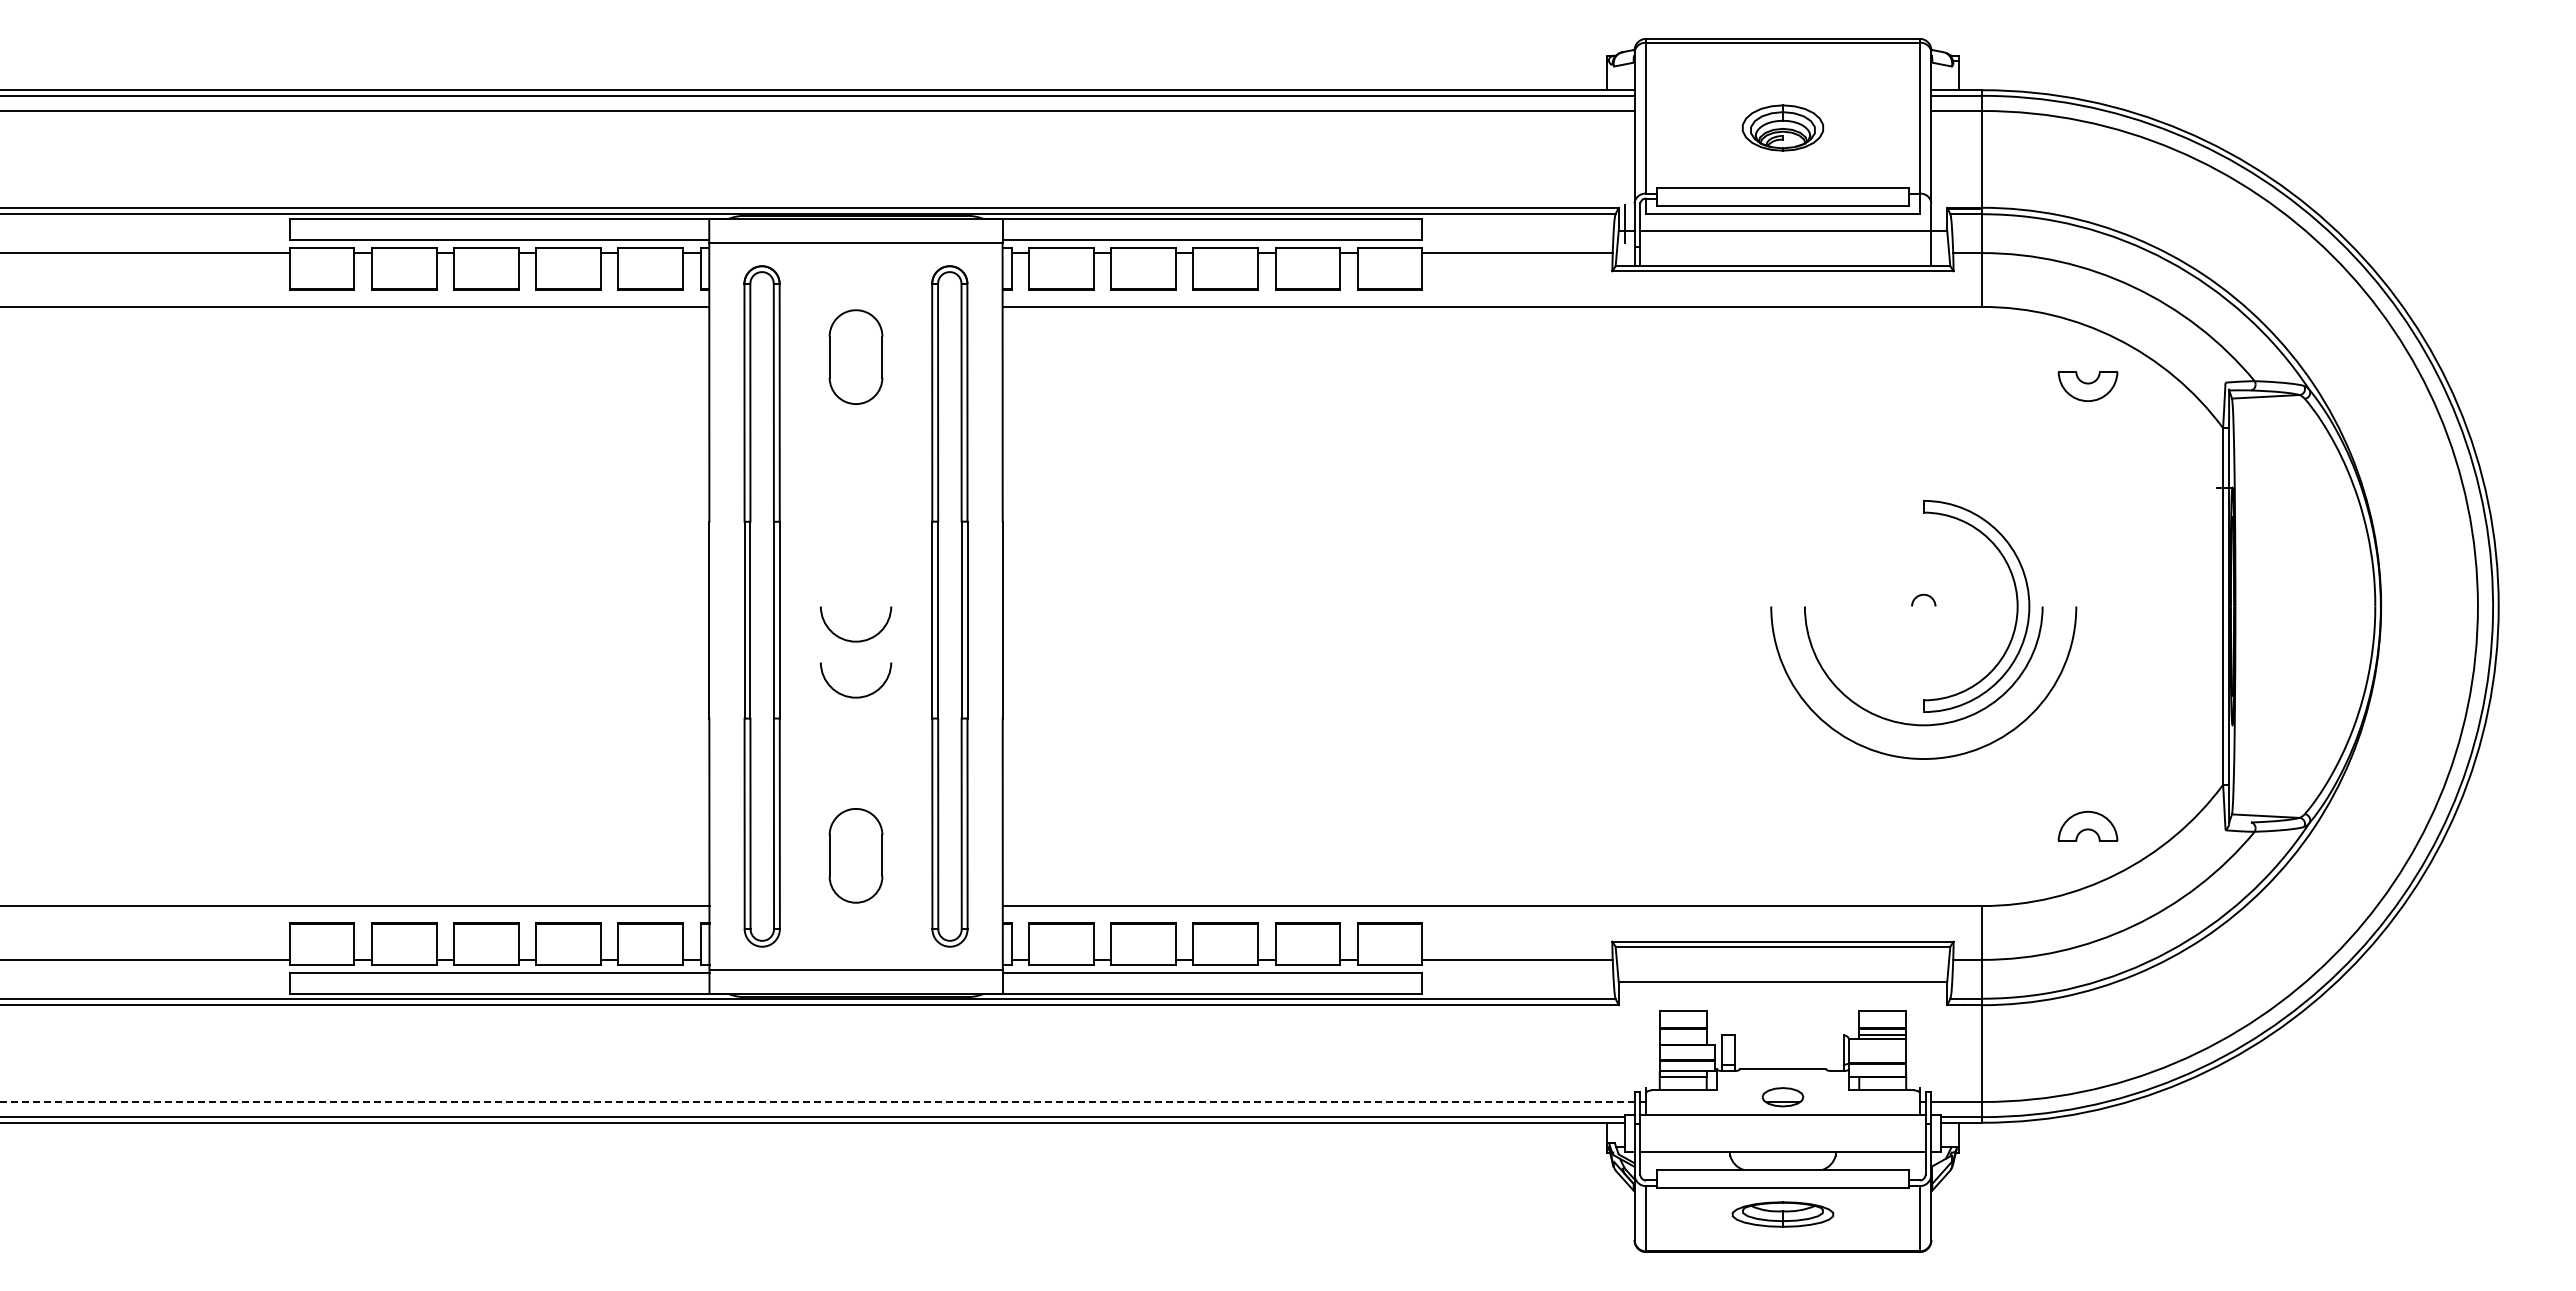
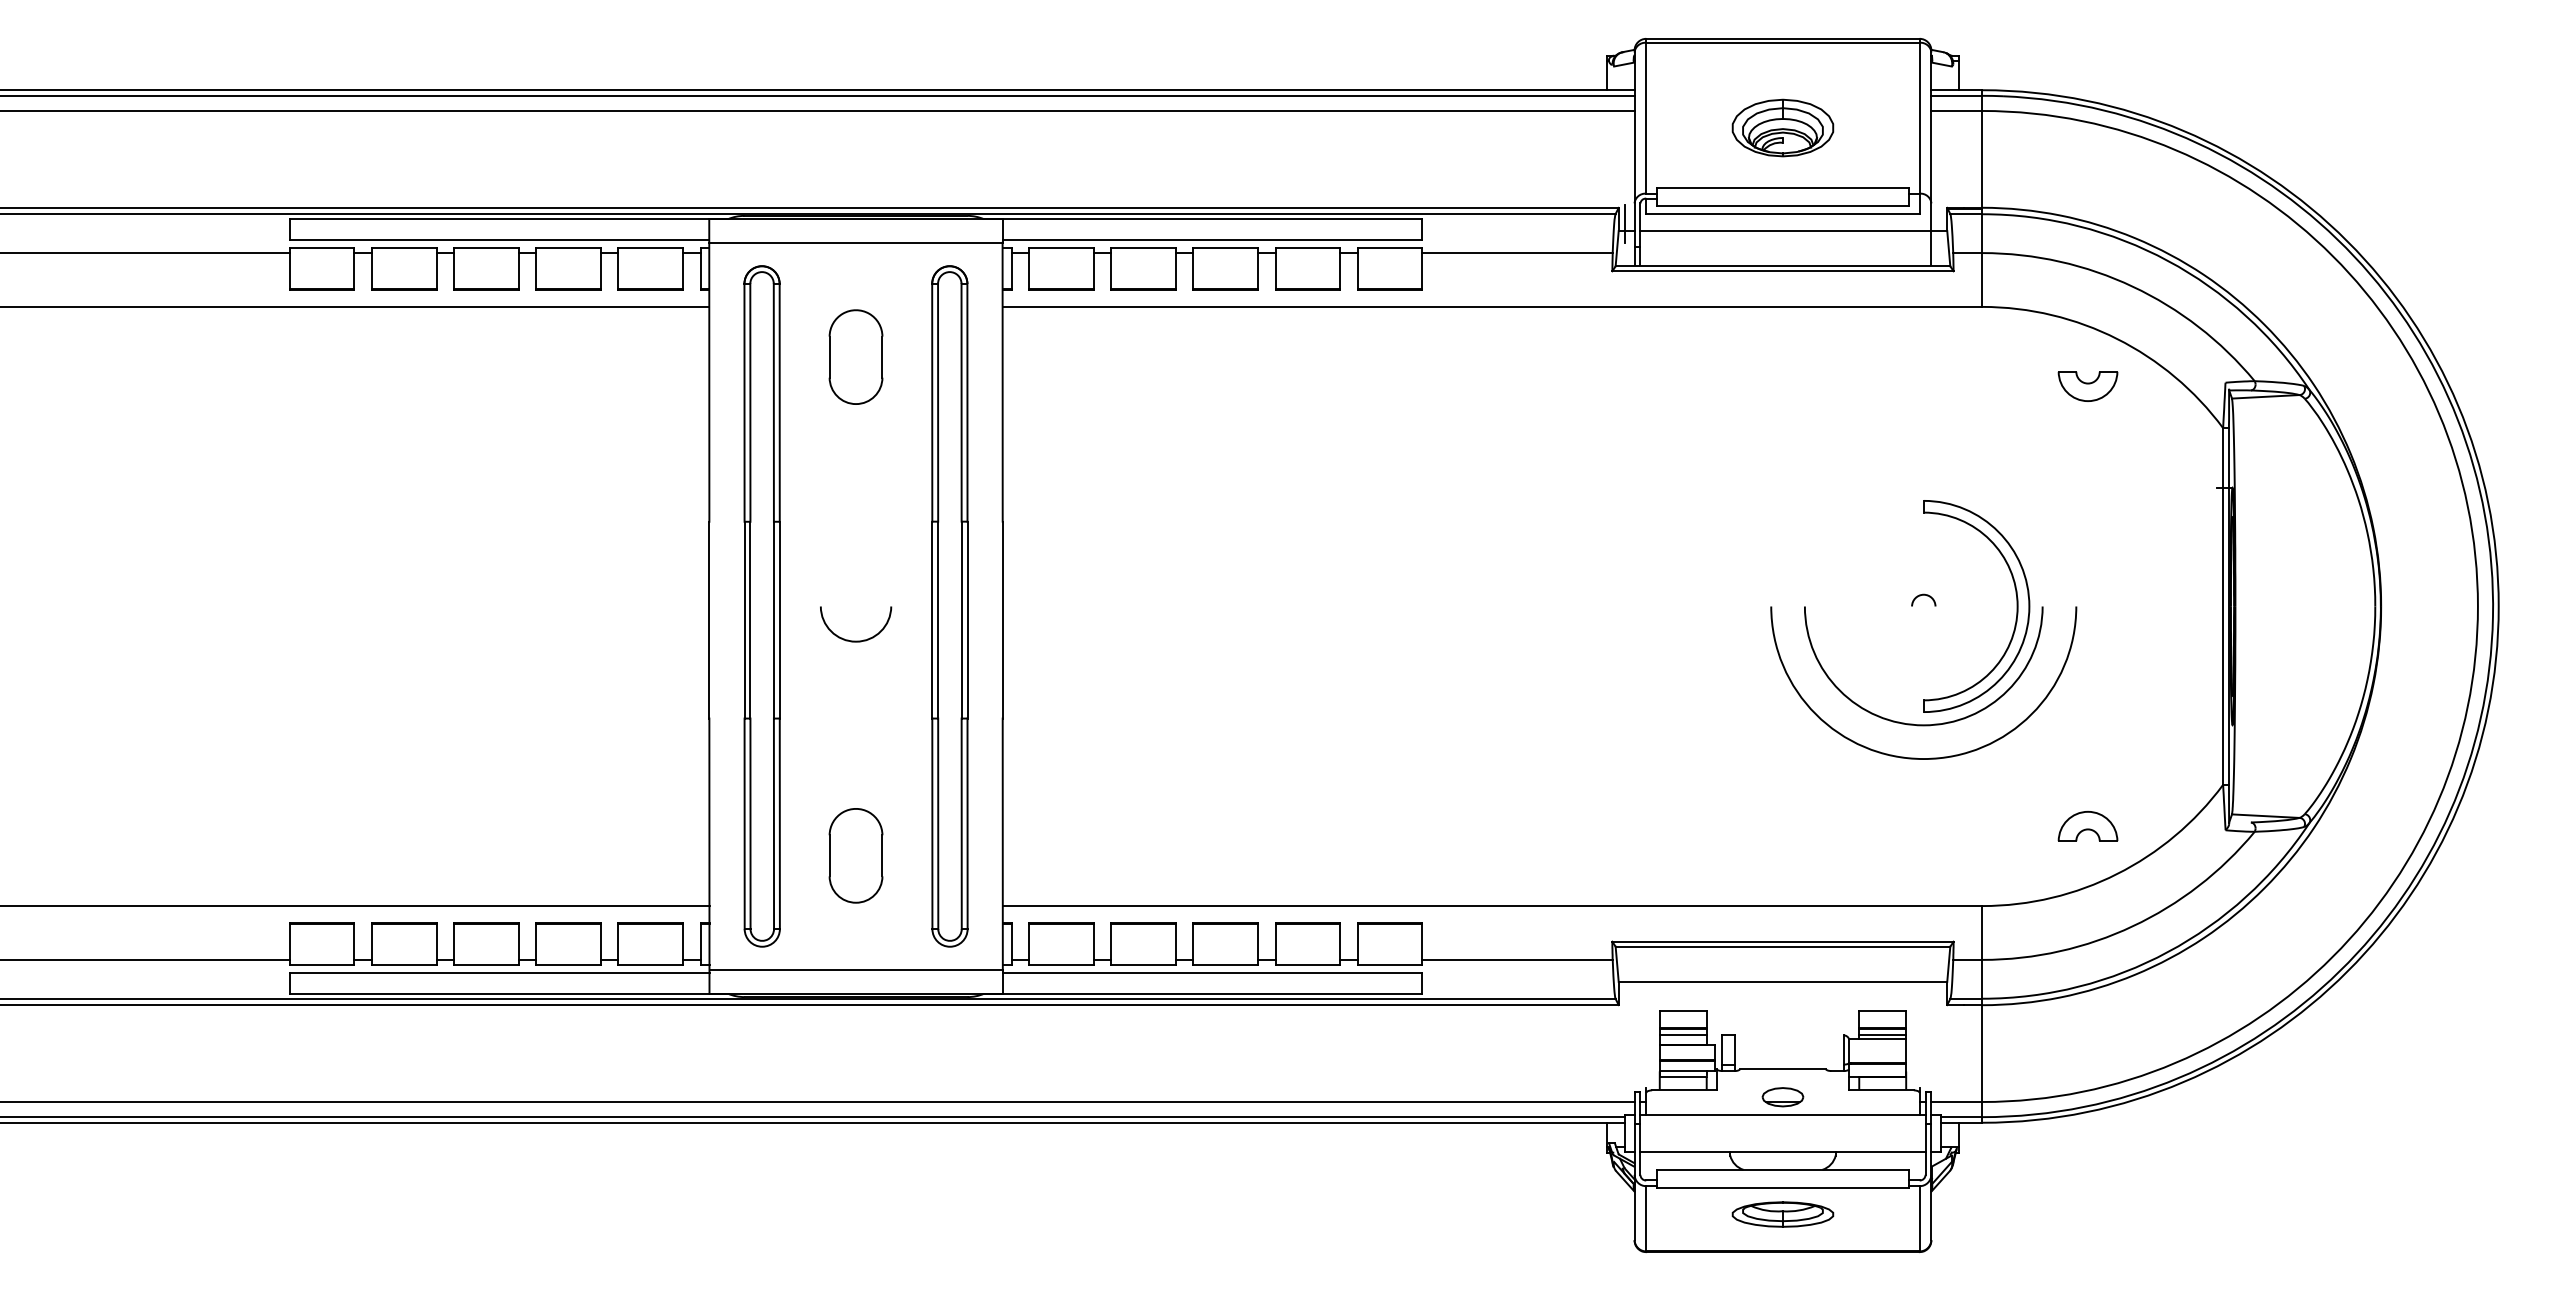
part size: 84x48 px -> 104x60 px (1782, 127)
arc: present -> none (856, 696)
line: none -> present (1682, 1034)
line: dashed -> solid (817, 1101)
